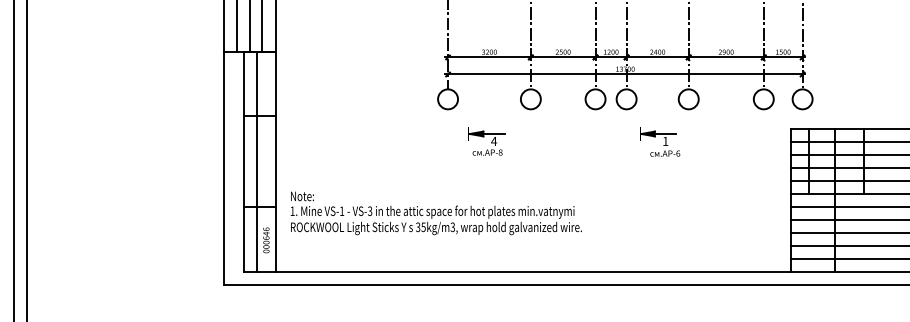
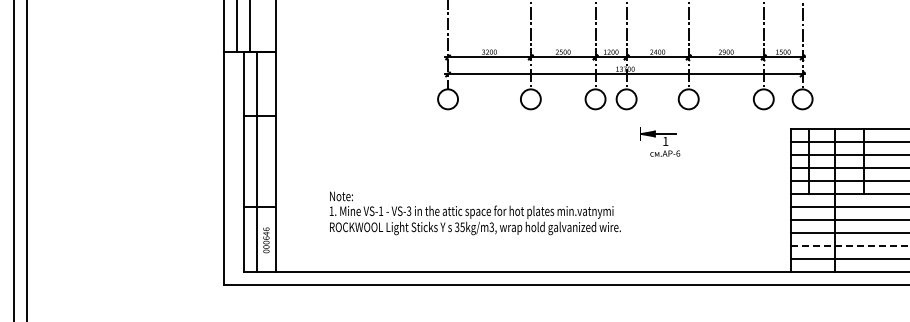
line: present -> none (262, 26)
part: present -> none (486, 141)
text position: (435, 213) -> (474, 213) (474, 213)
line: solid -> dashed (850, 245)
